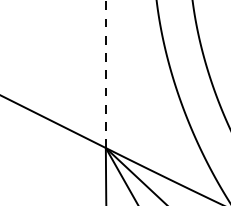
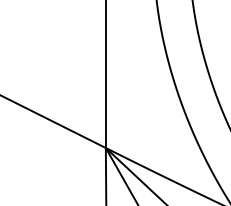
line: dashed -> solid (105, 74)
